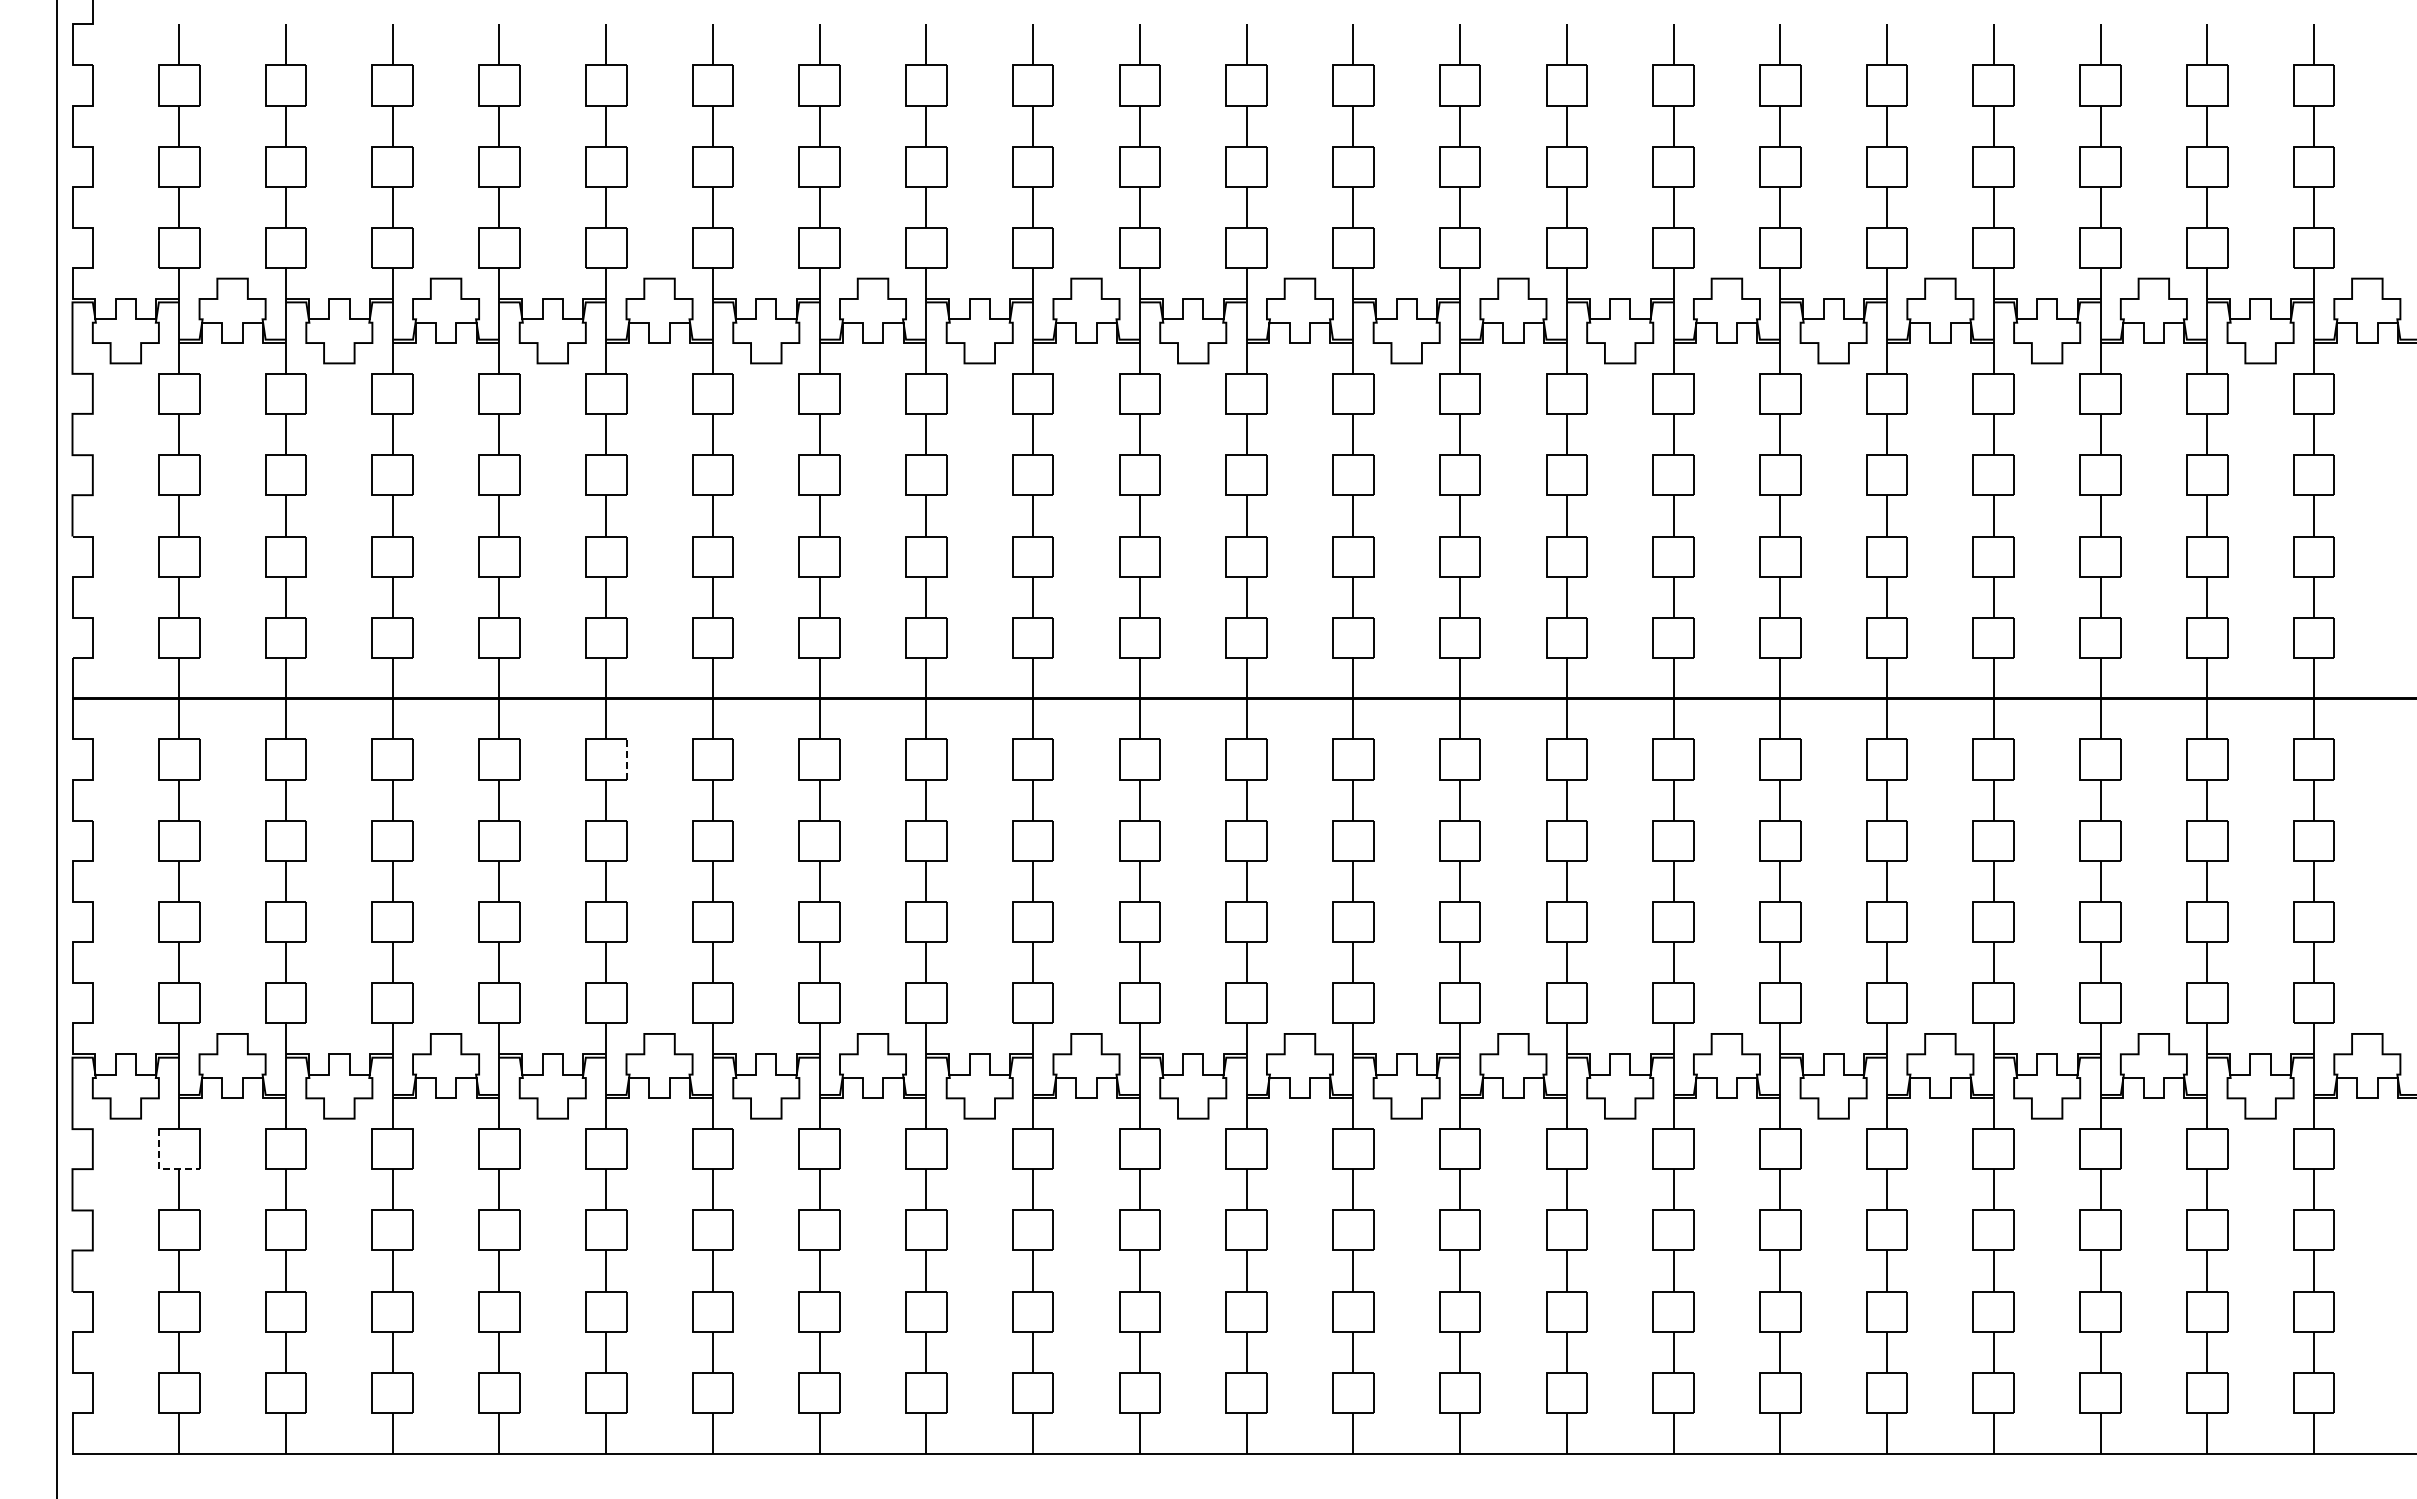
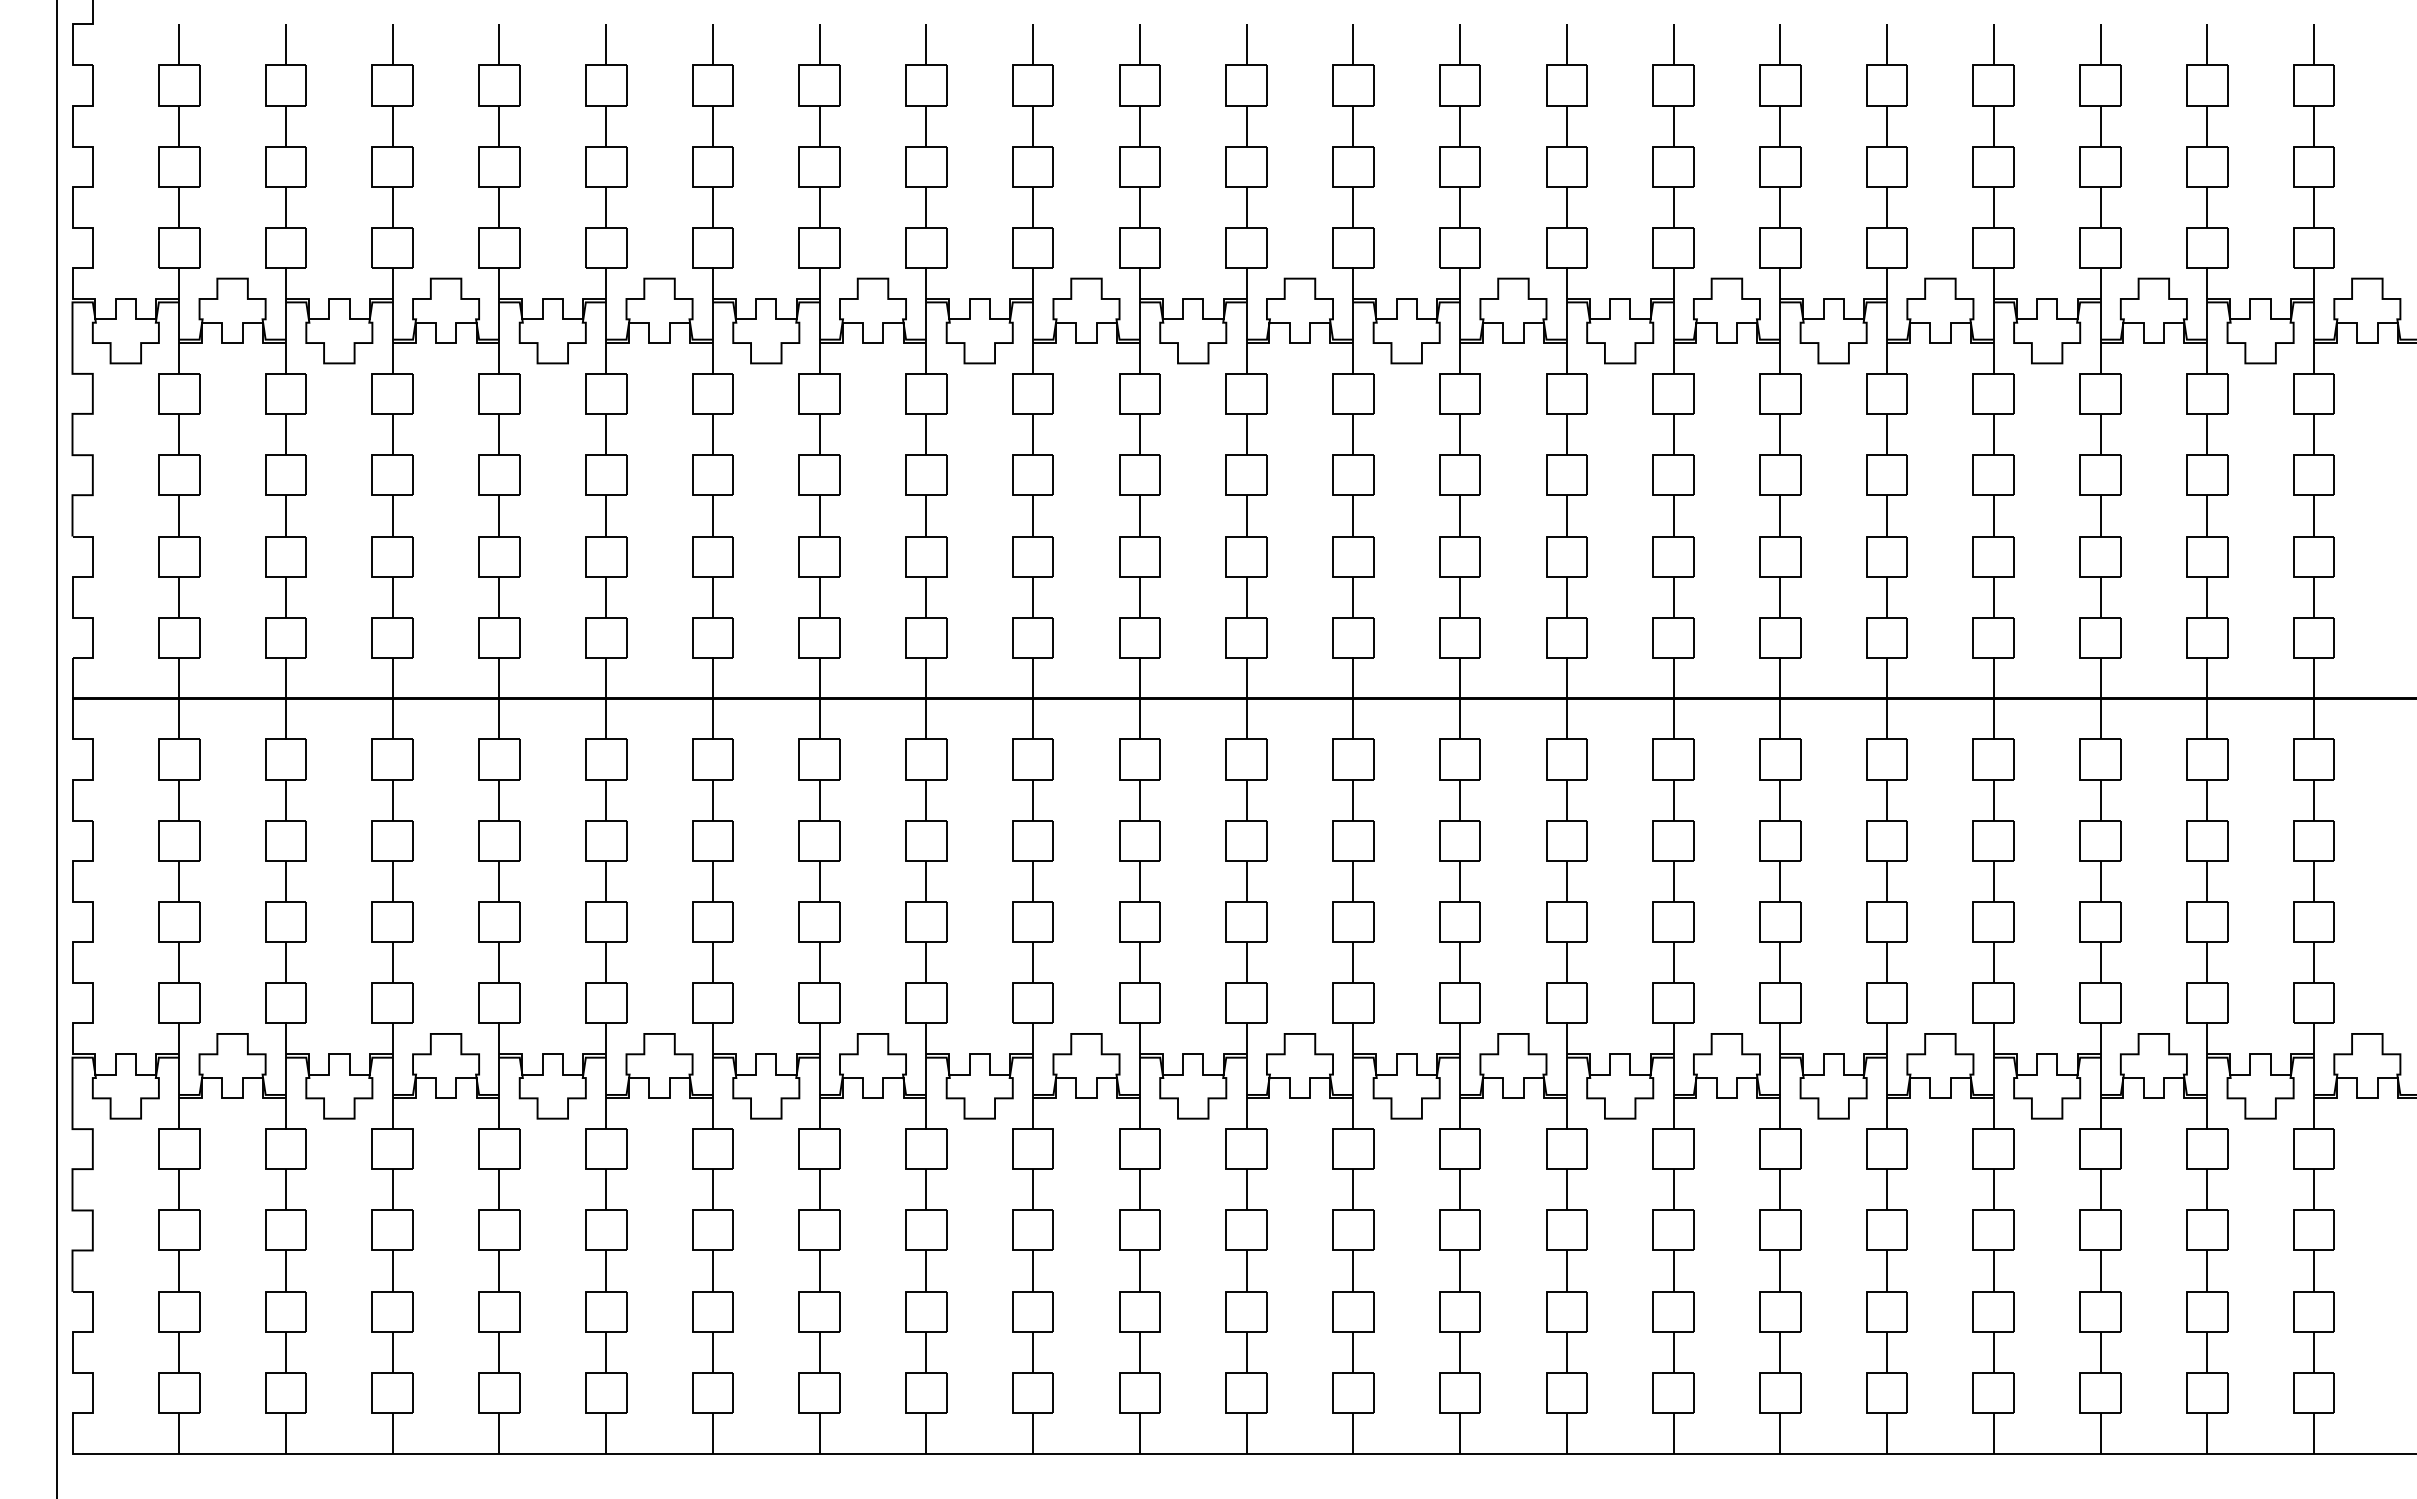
line: dashed -> solid (626, 759)
line: dashed -> solid (158, 1169)
